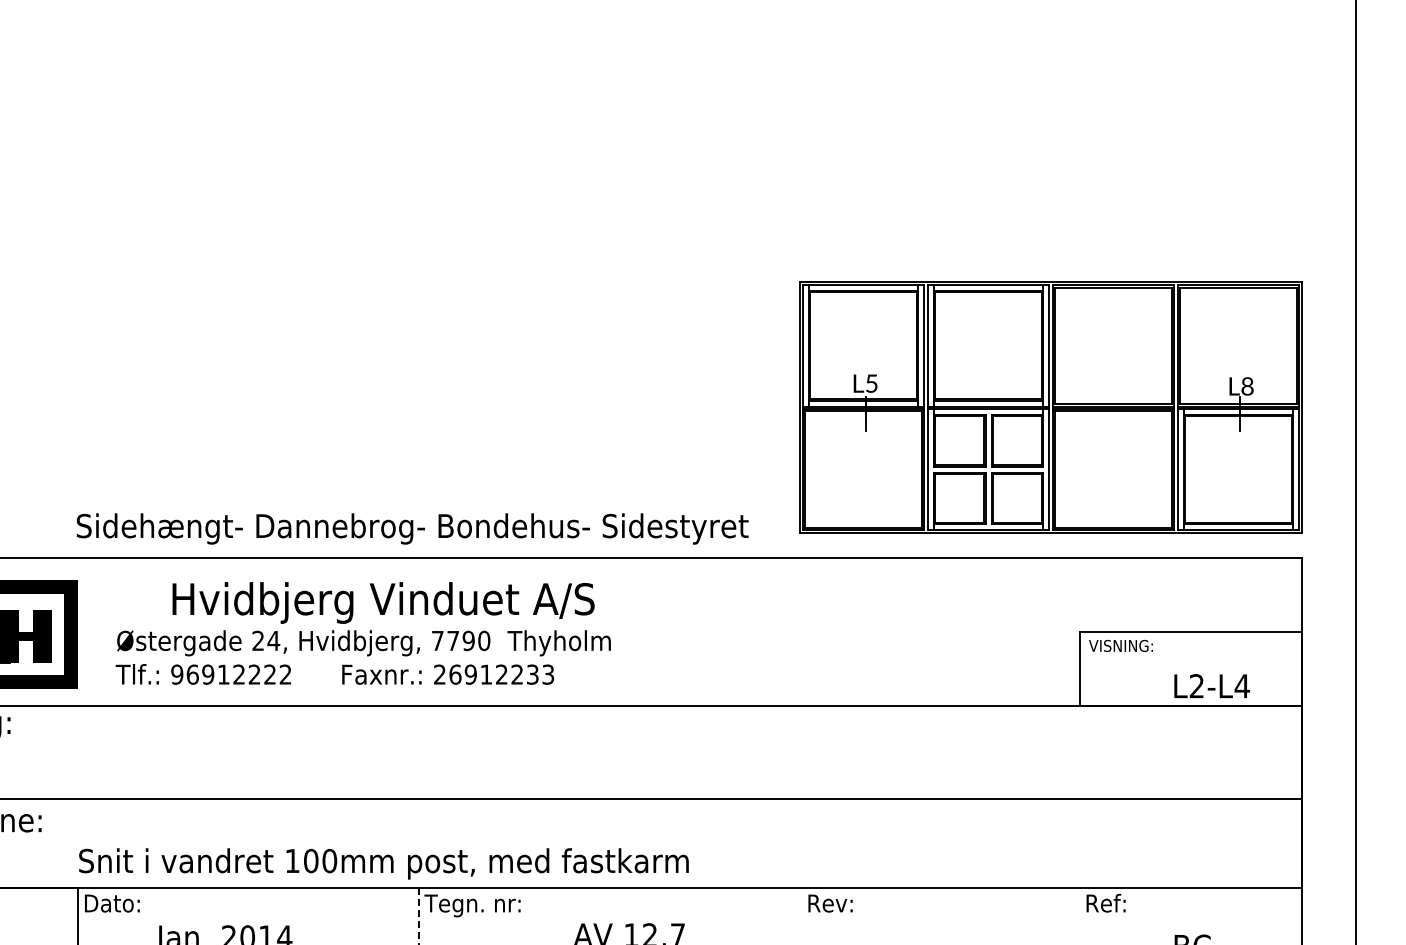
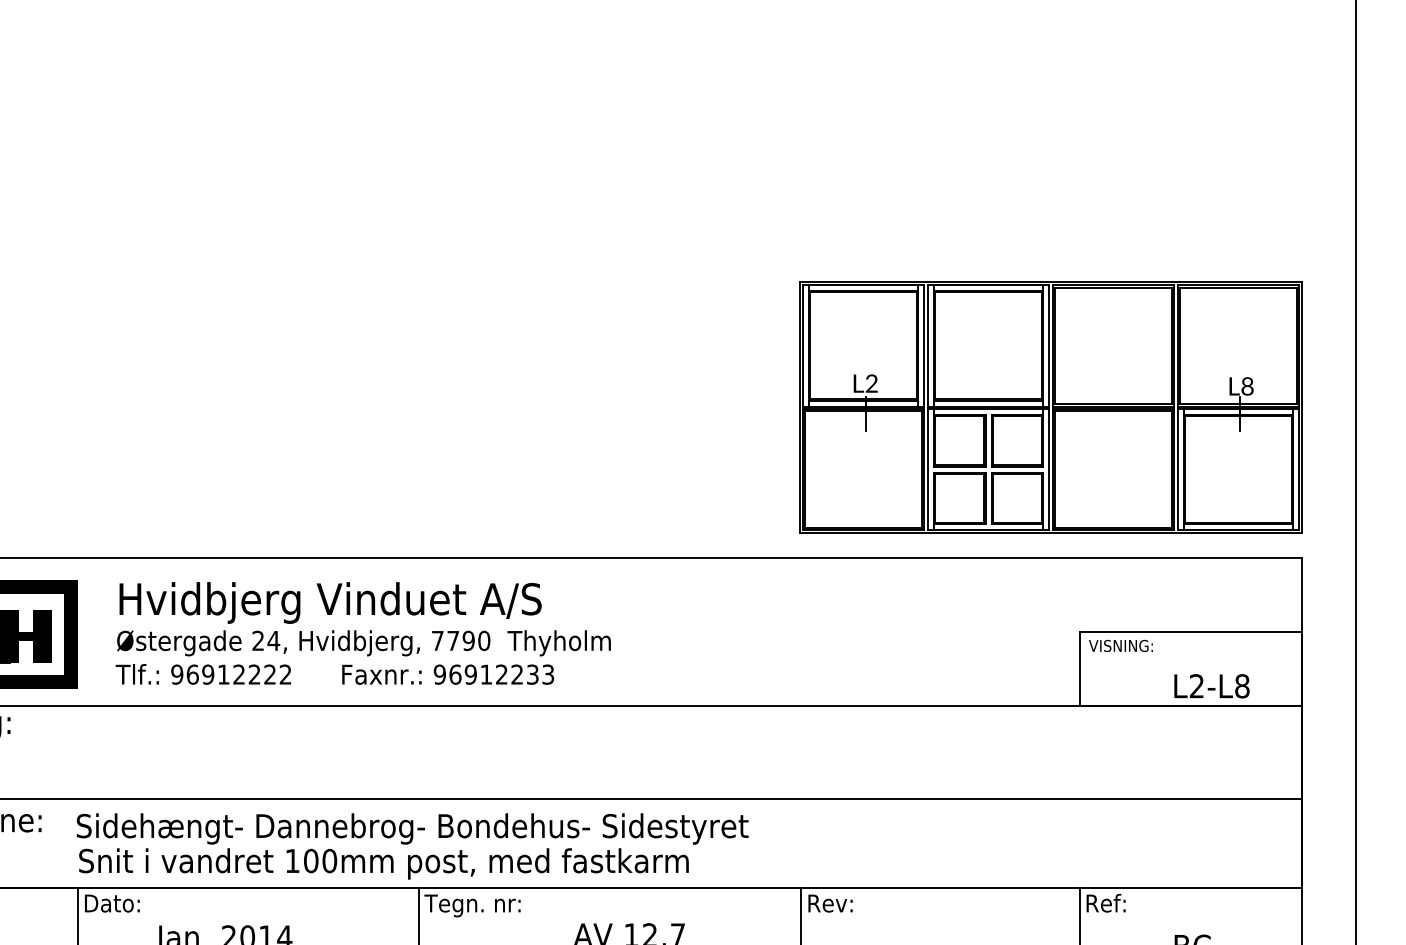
text: L5 -> L2 (871, 383)
text position: (412, 528) -> (412, 828) (412, 828)
text position: (383, 602) -> (330, 602) (330, 602)
text: 26912233 -> 96912233 (439, 674)
text: L2-L4 -> L2-L8 (1242, 686)
line: none -> present (801, 914)
line: none -> present (1079, 914)
line: dashed -> solid (419, 916)
